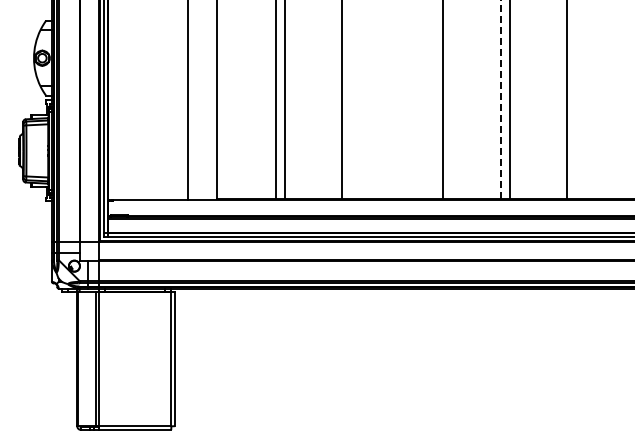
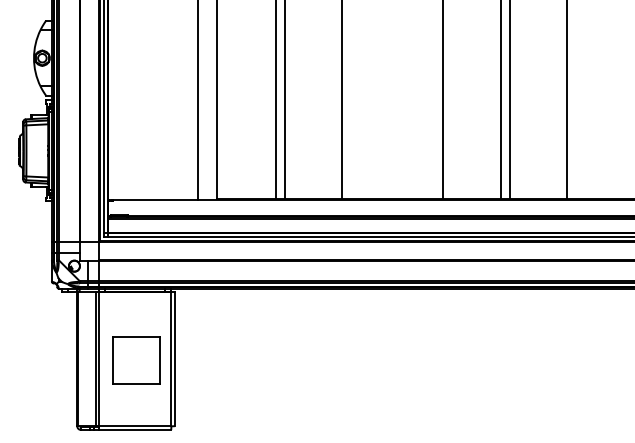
line: dashed -> solid (500, 99)
line position: (188, 101) -> (198, 101) (198, 101)
part: none -> present (136, 360)
